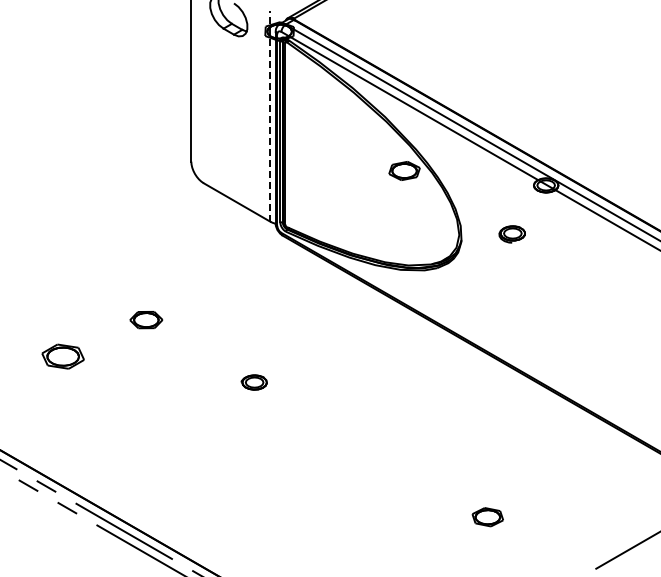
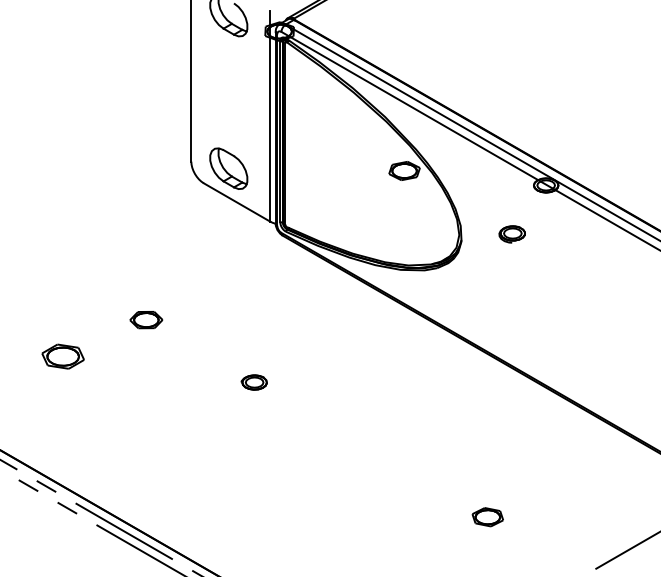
line: dashed -> solid (270, 115)
part: none -> present (228, 168)
